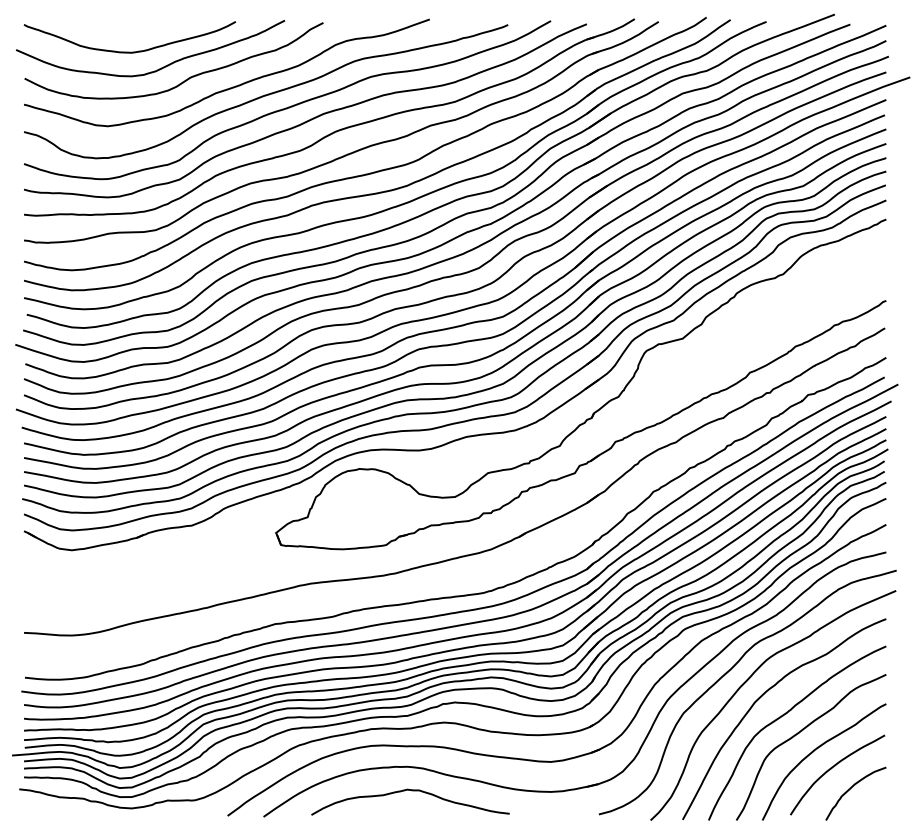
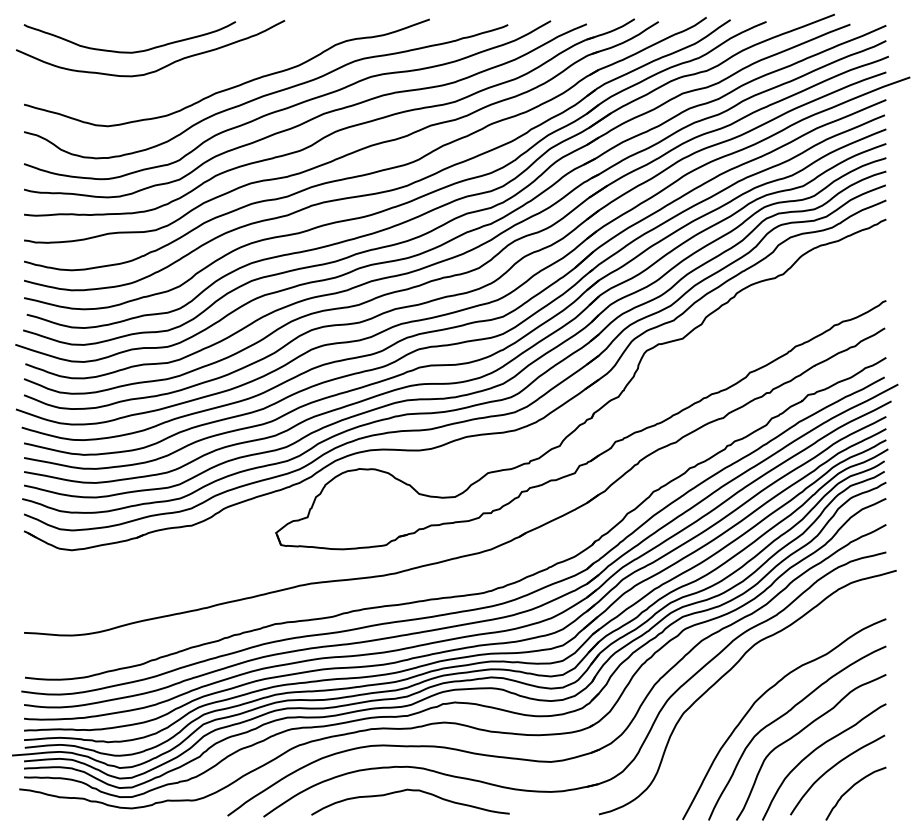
curve: present -> none (185, 79)
curve: present -> none (748, 680)
